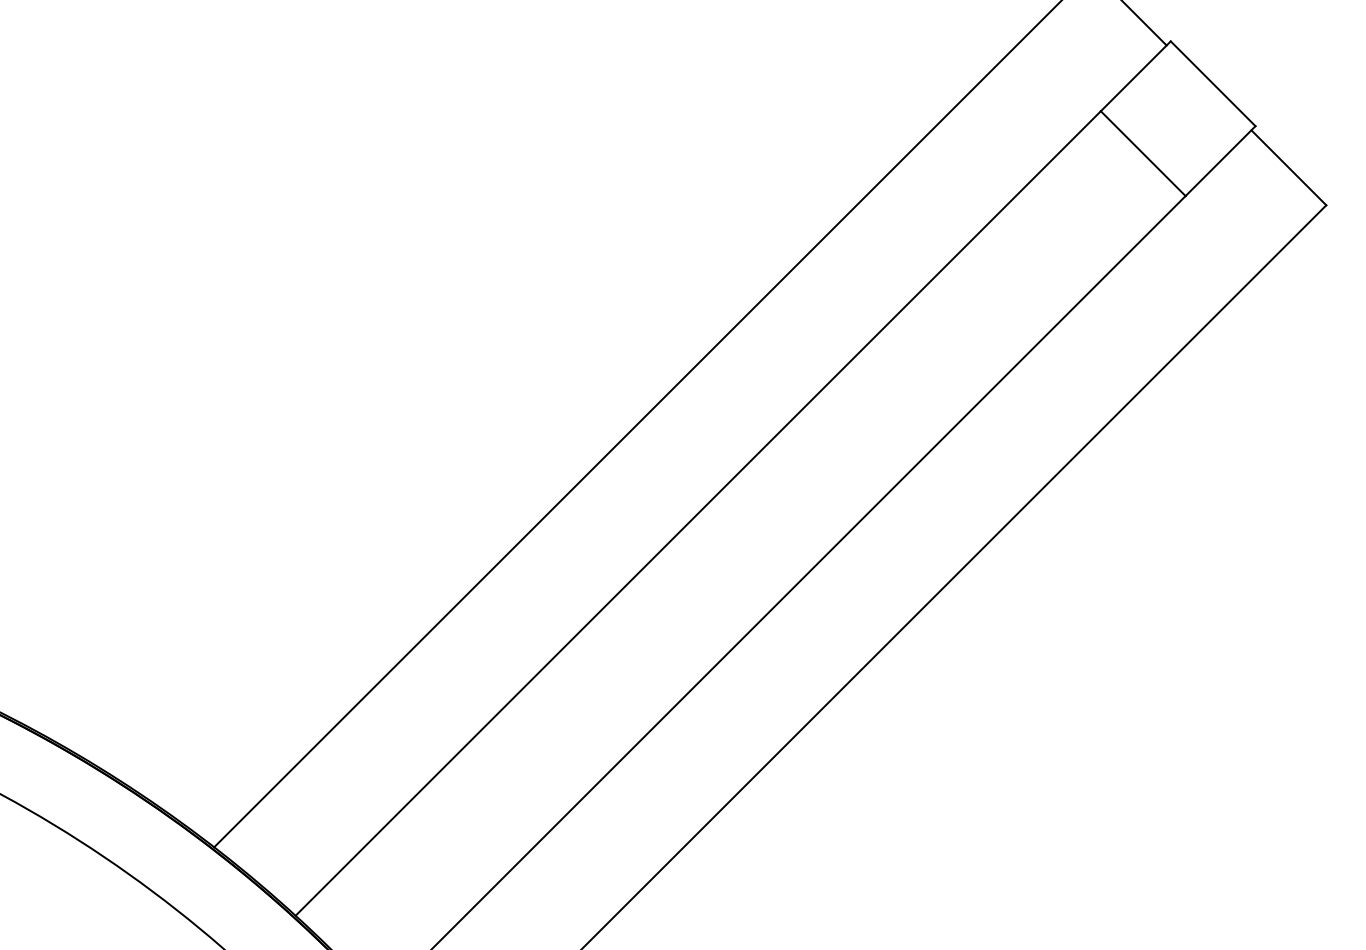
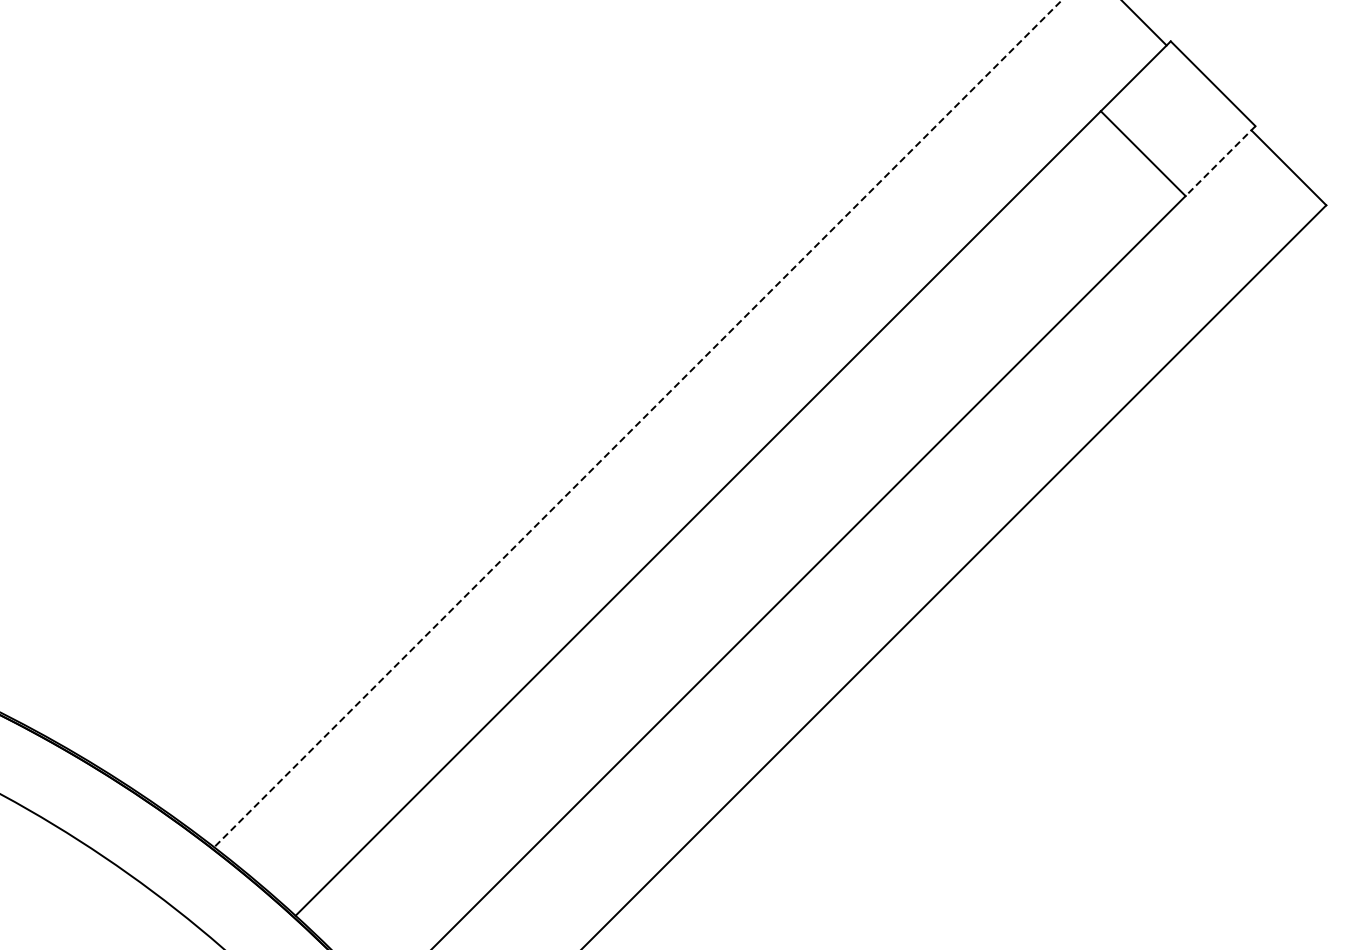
line: solid -> dashed (1220, 161)
line: solid -> dashed (637, 424)
